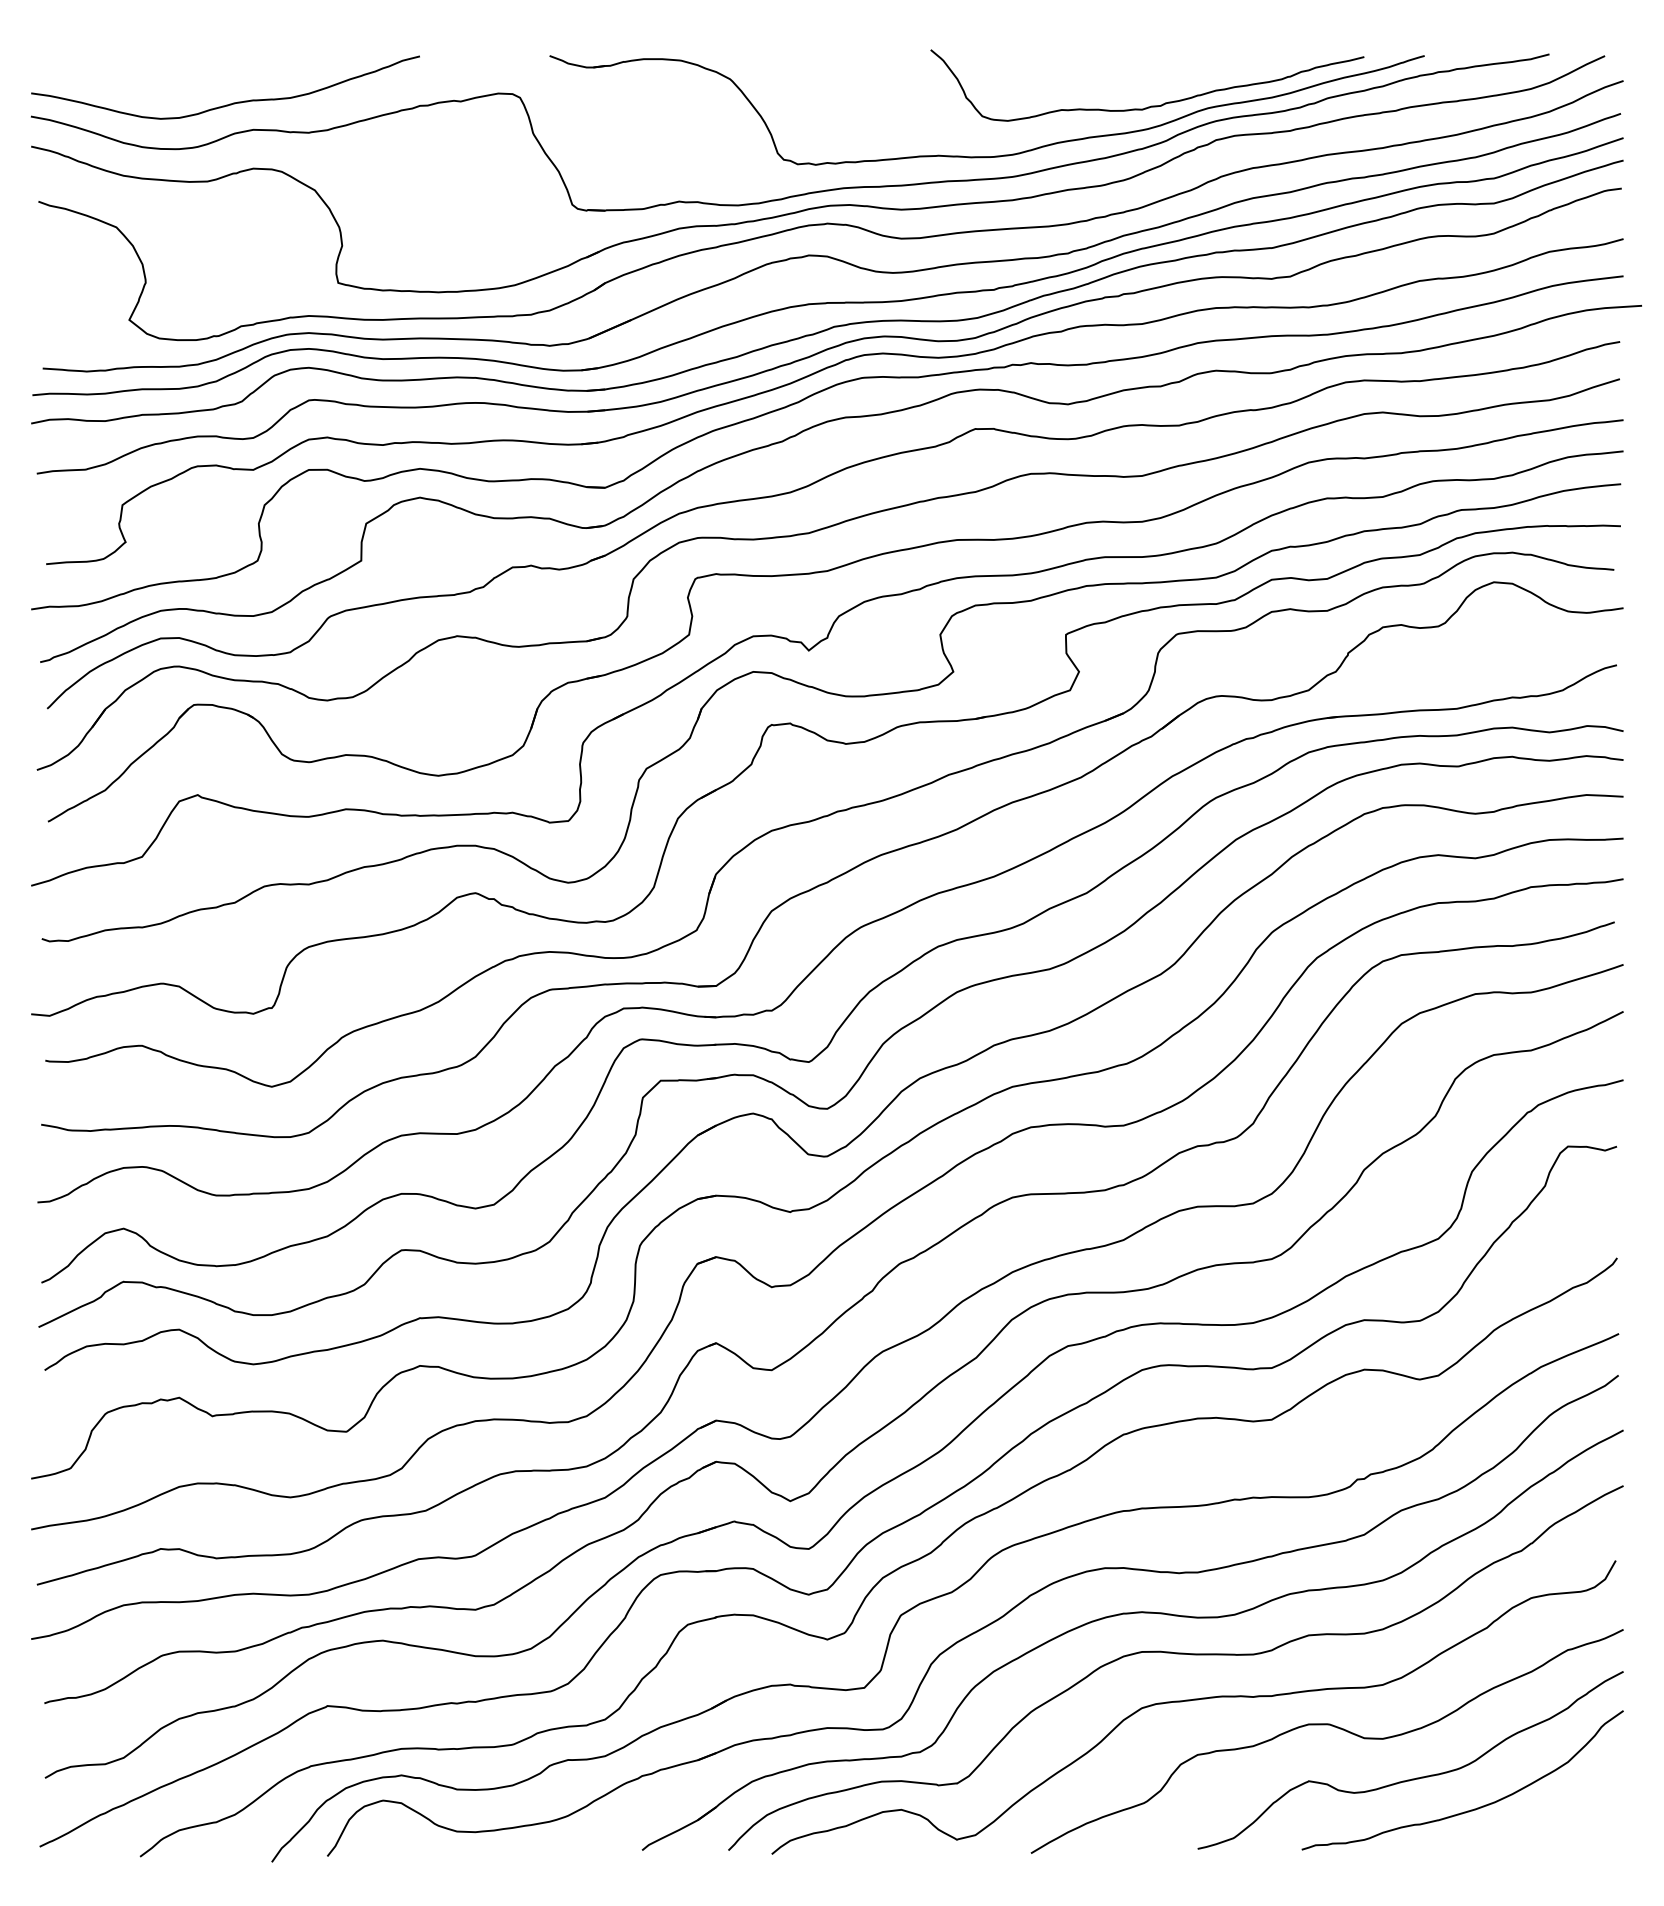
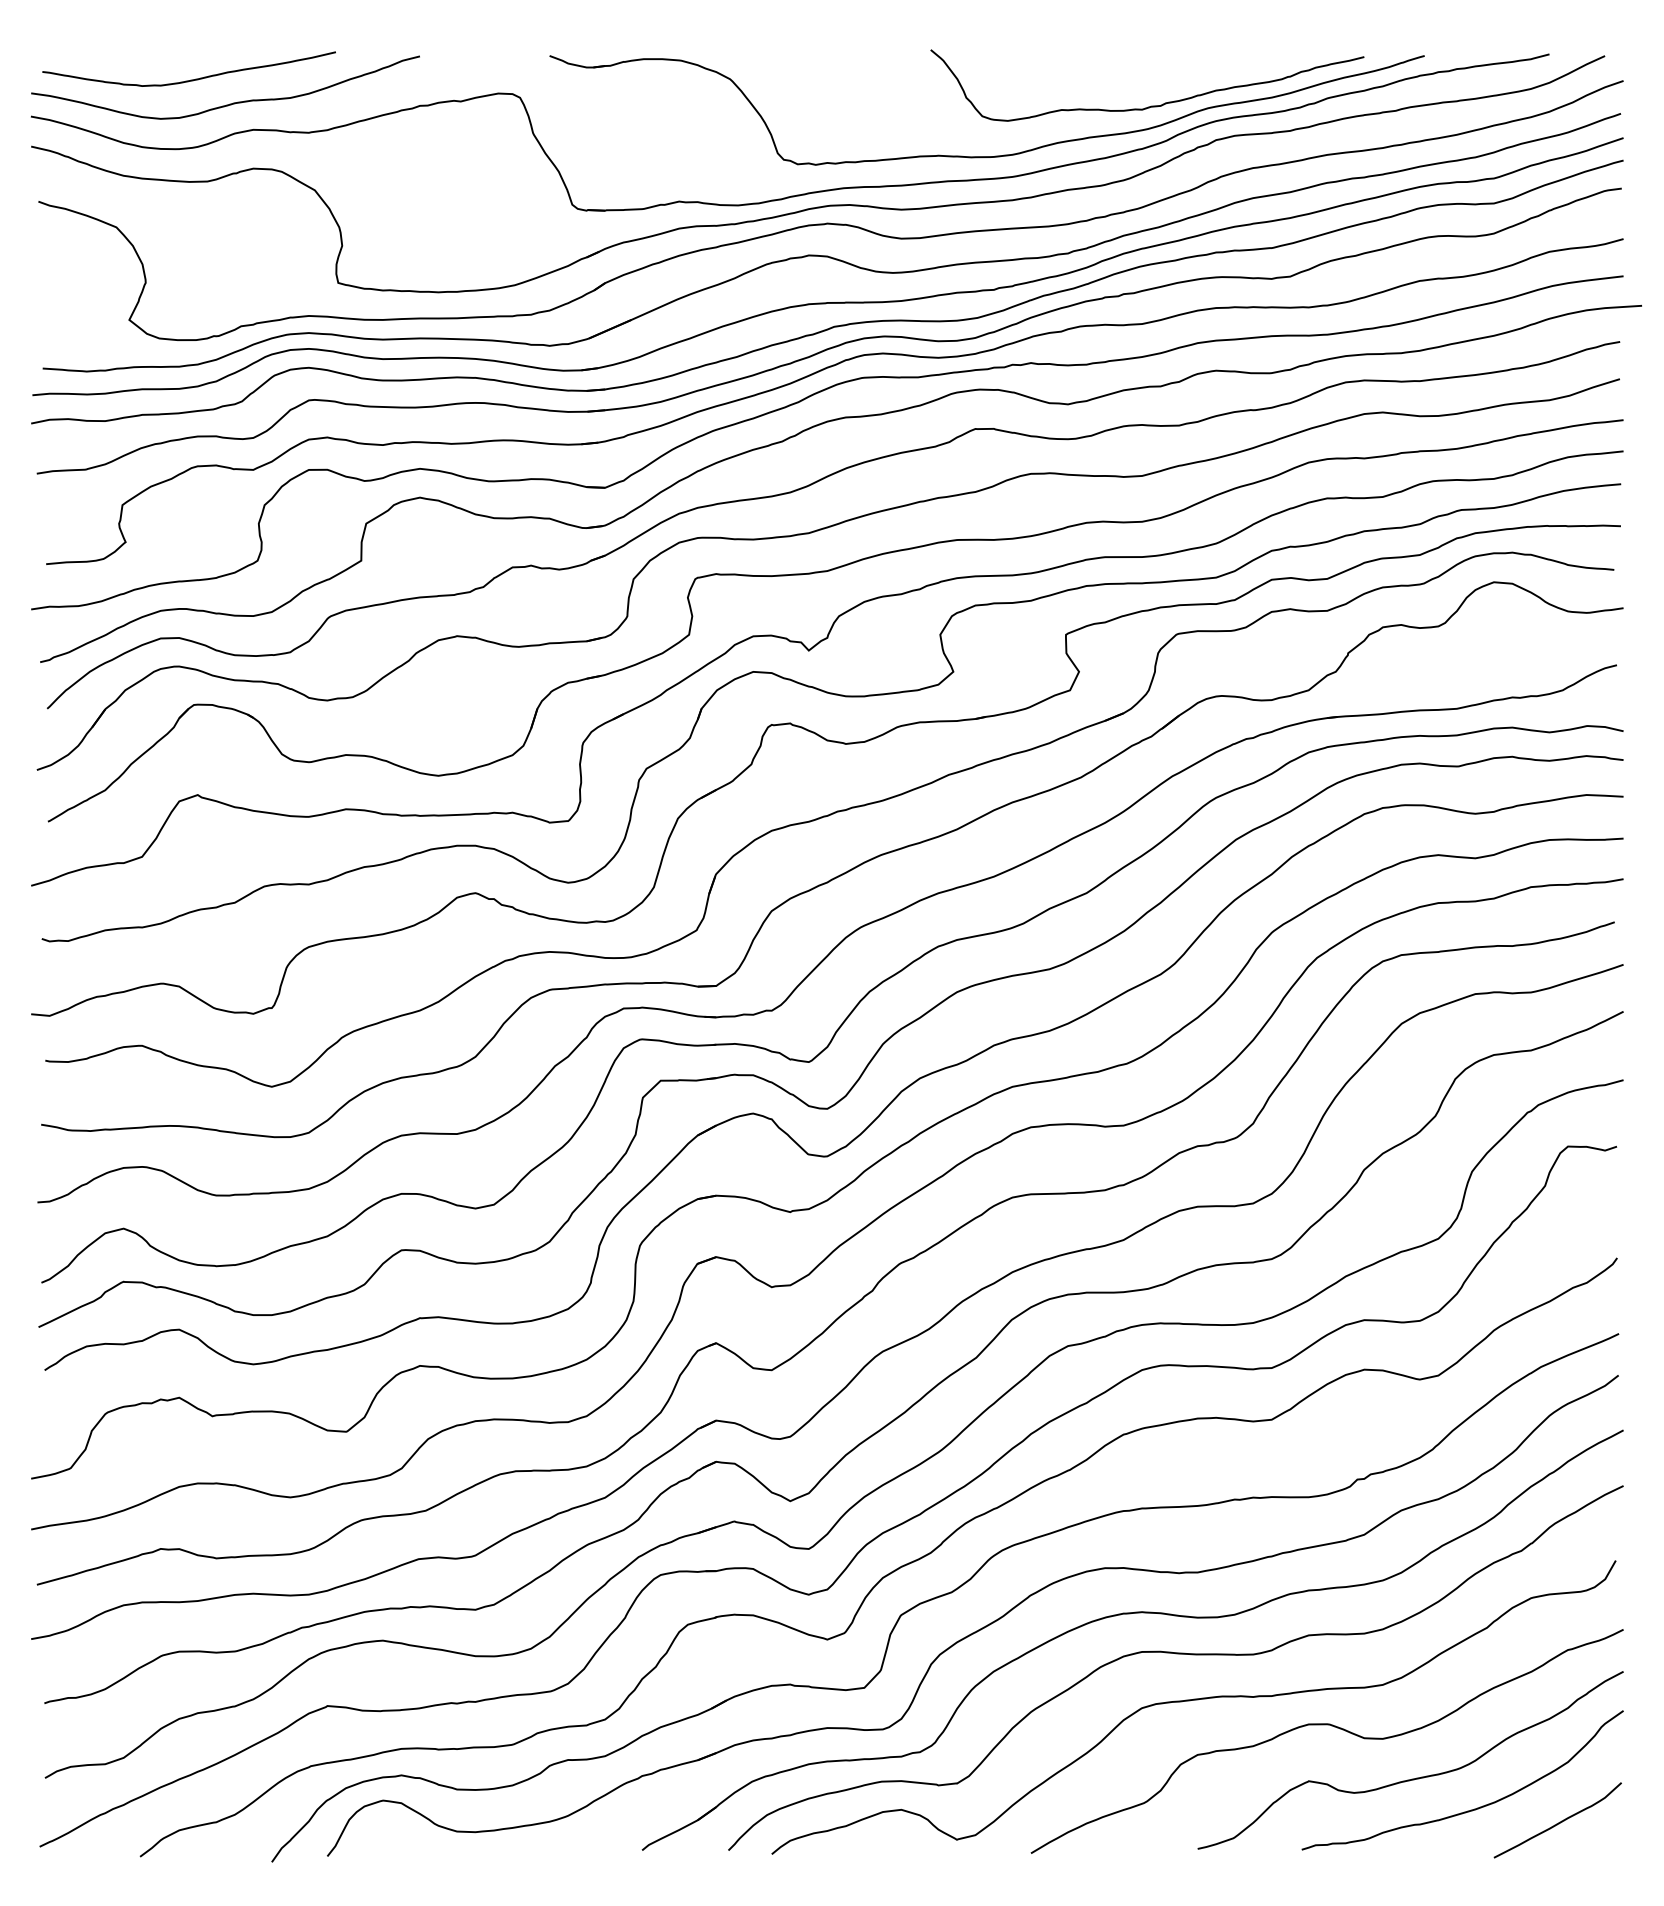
curve: none -> present (190, 79)
curve: none -> present (1558, 1822)
